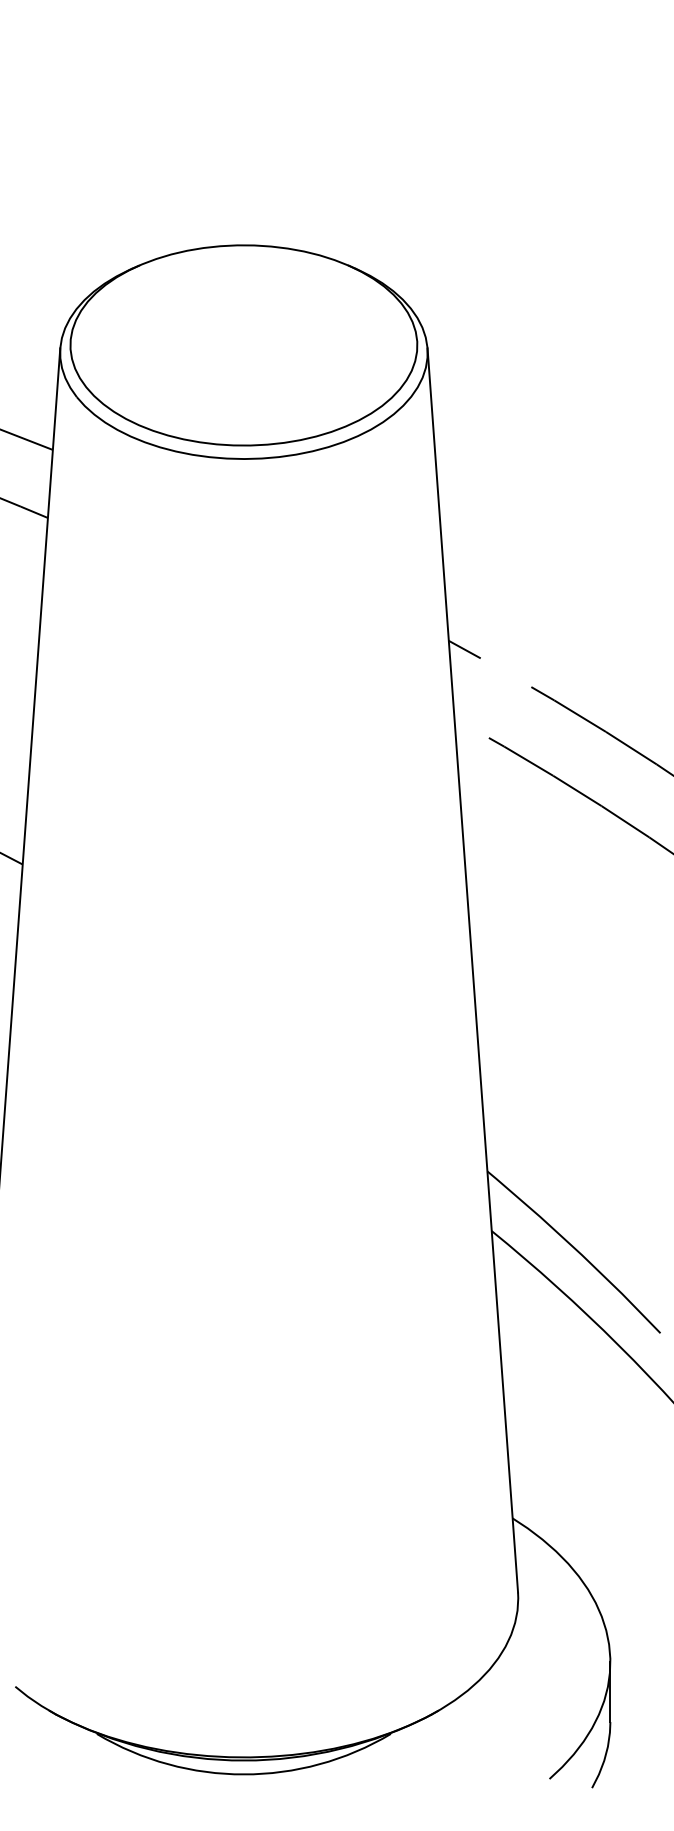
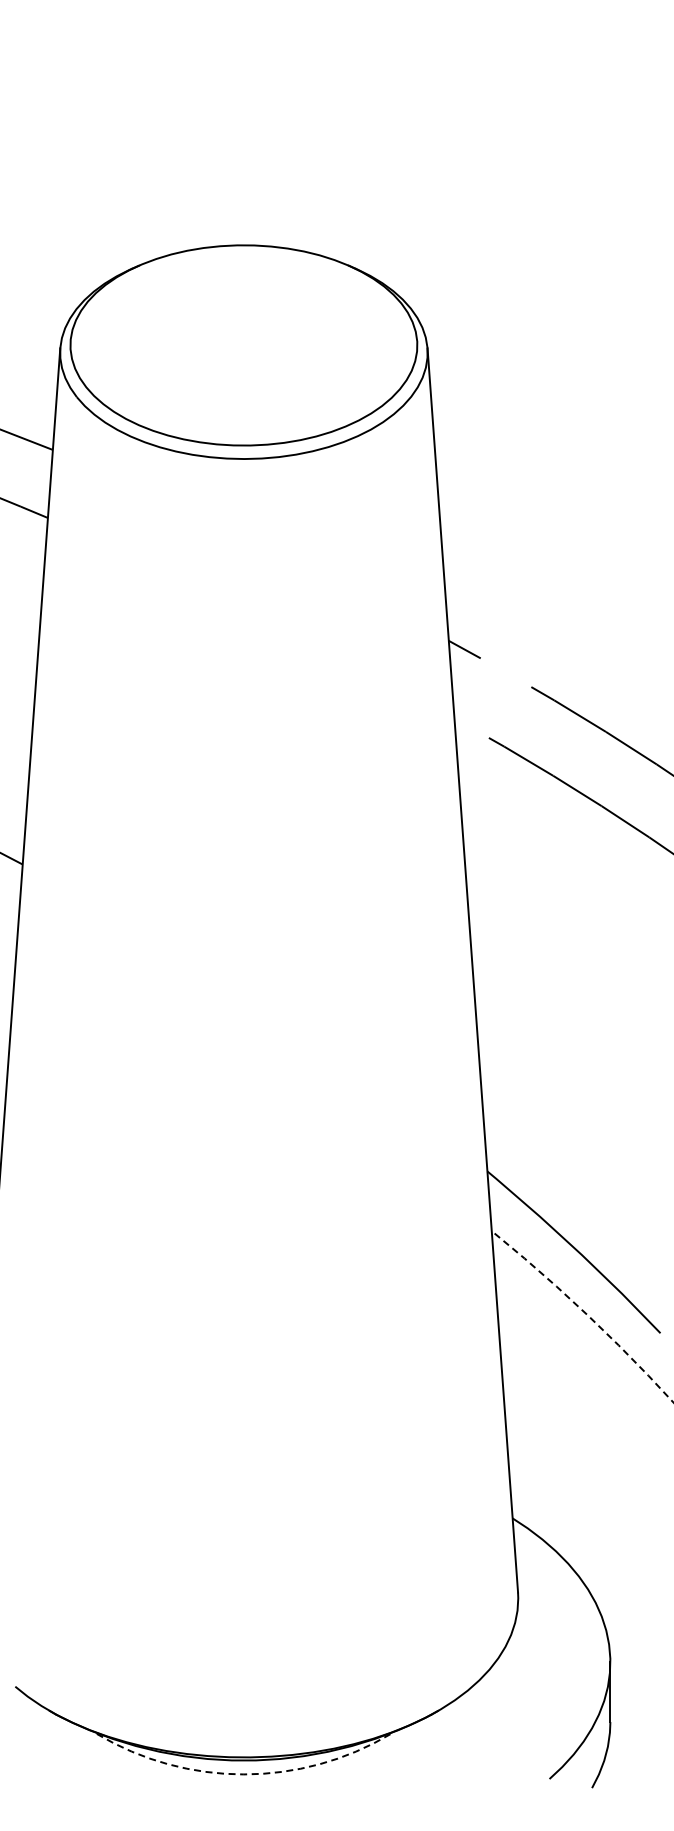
arc: solid -> dashed (585, 1313)
arc: solid -> dashed (243, 1774)
